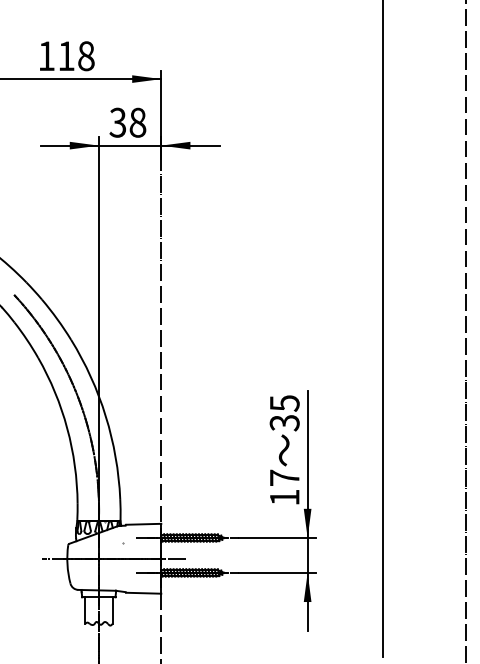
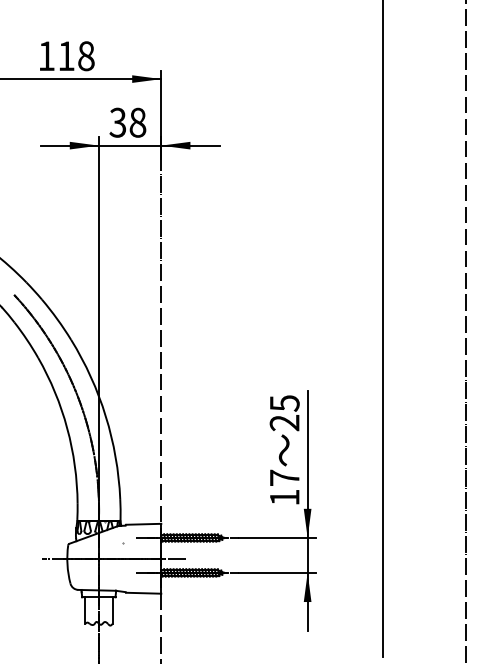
text: 35 -> 25 (284, 423)
